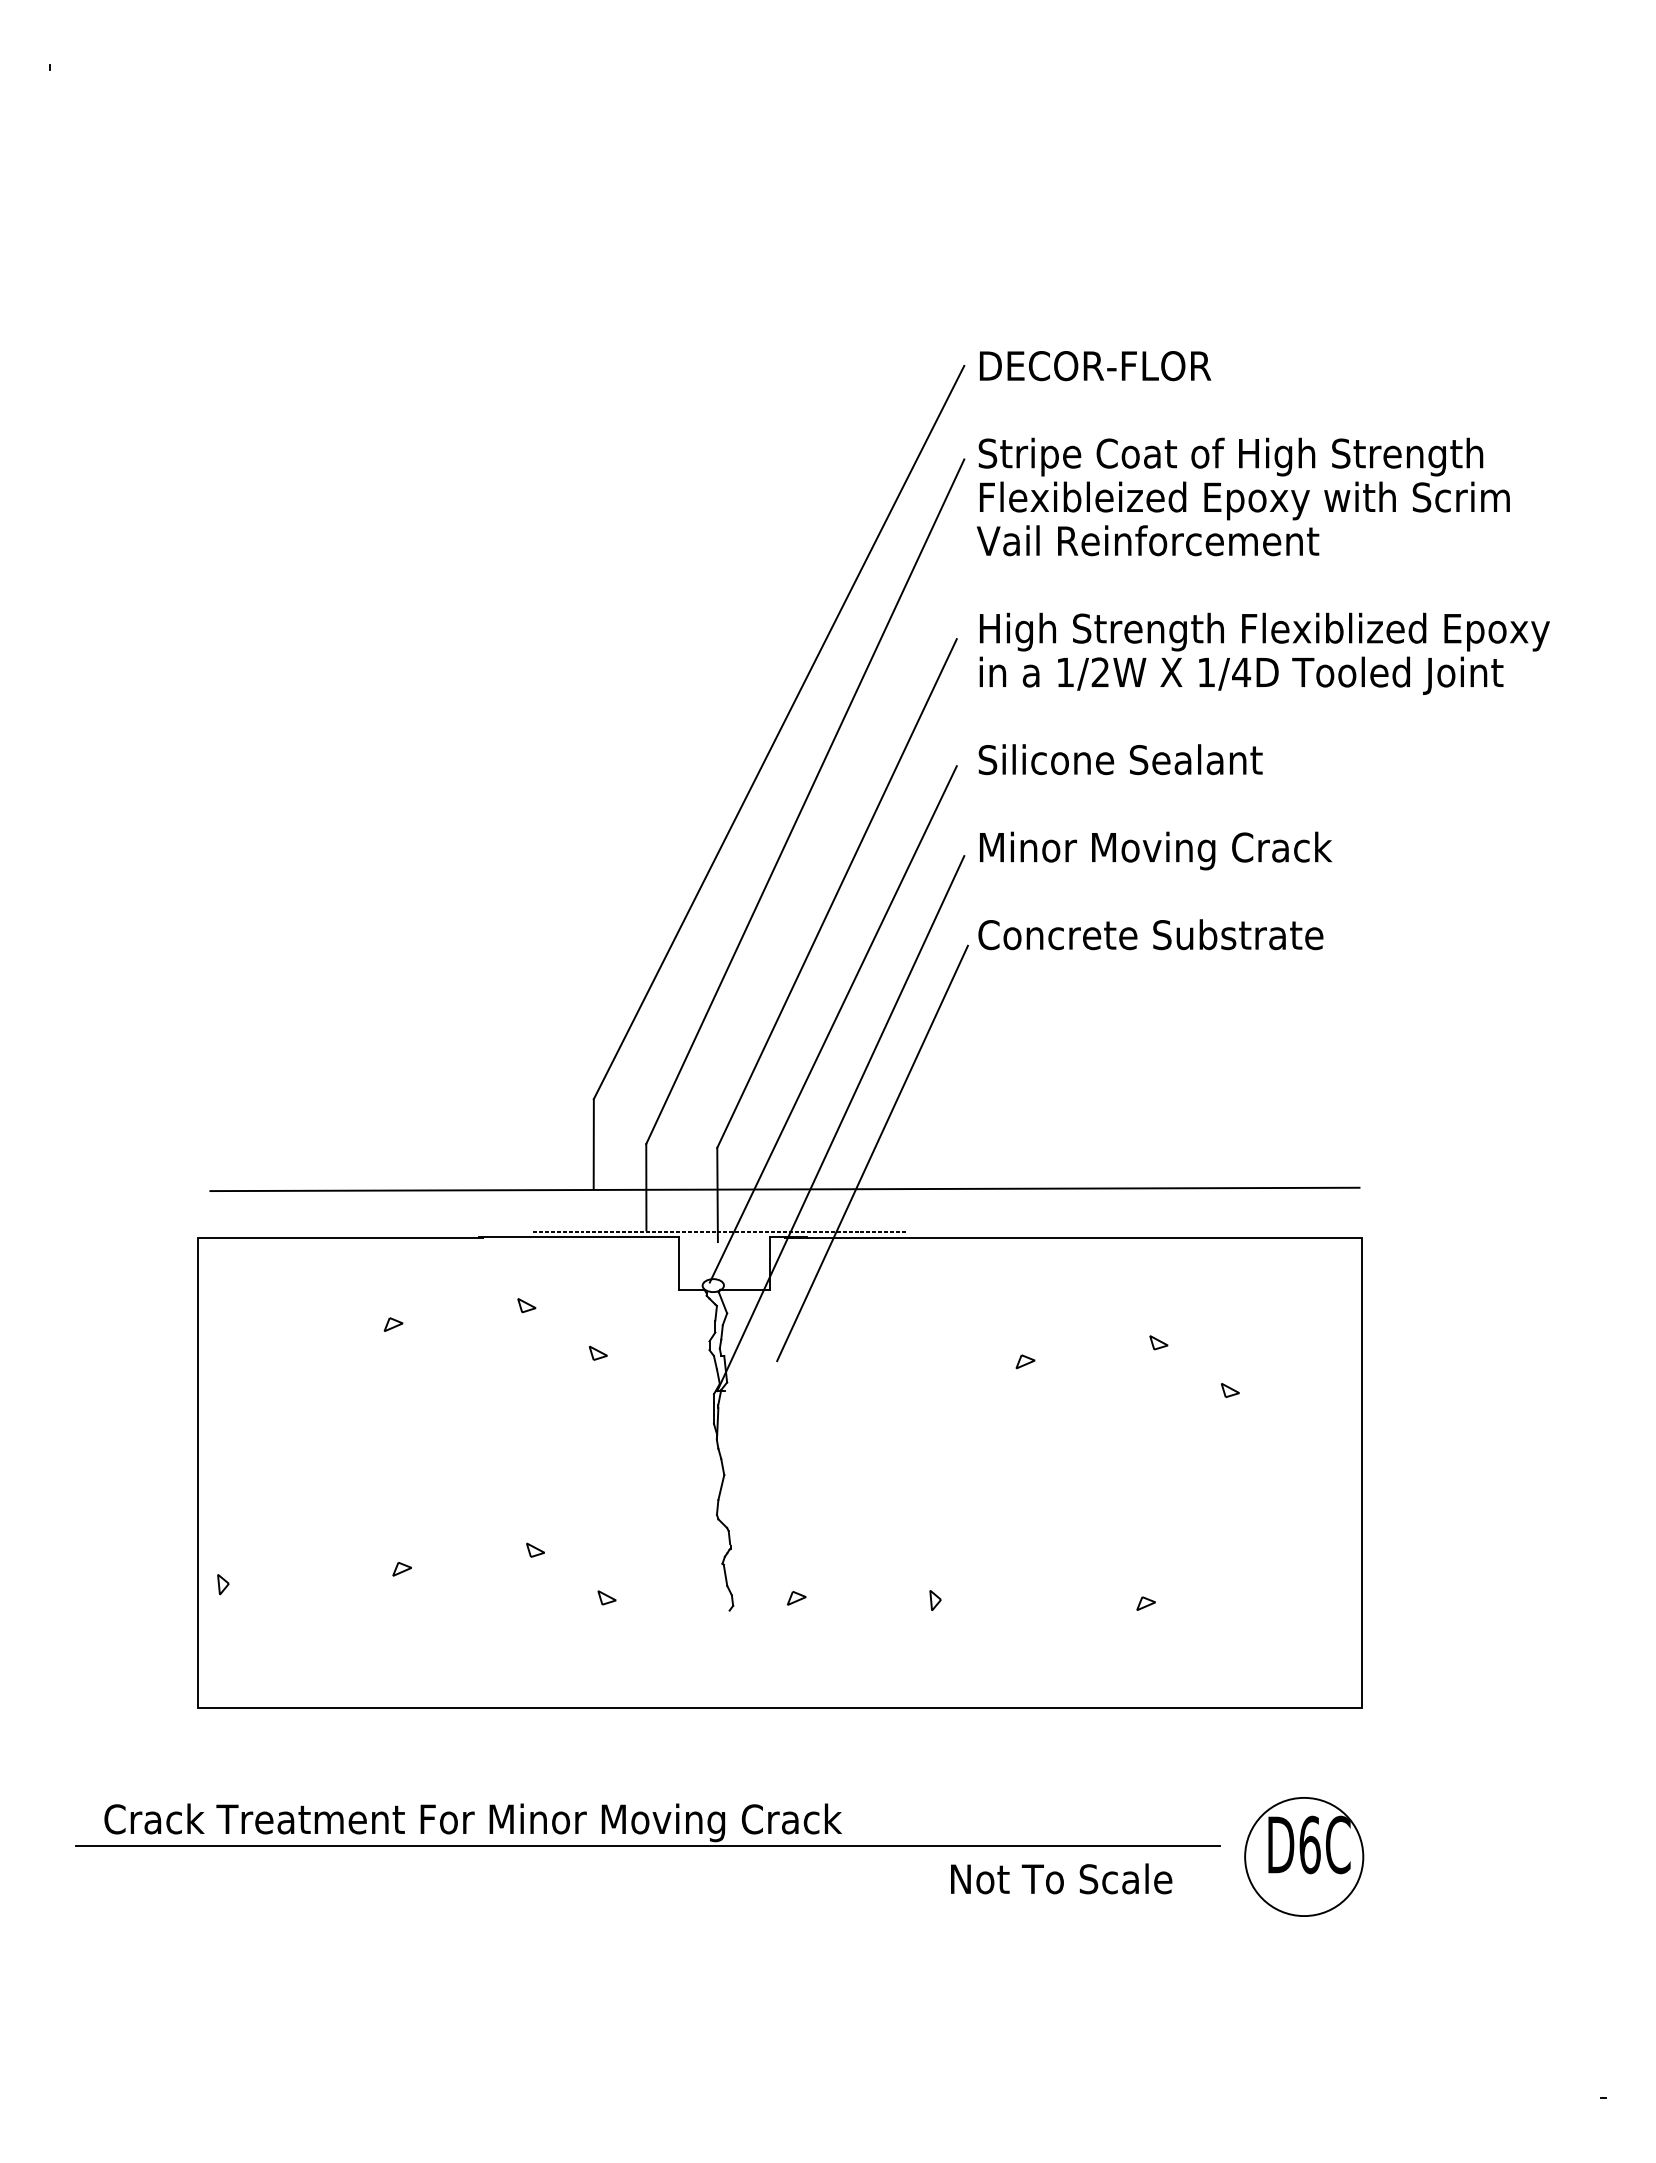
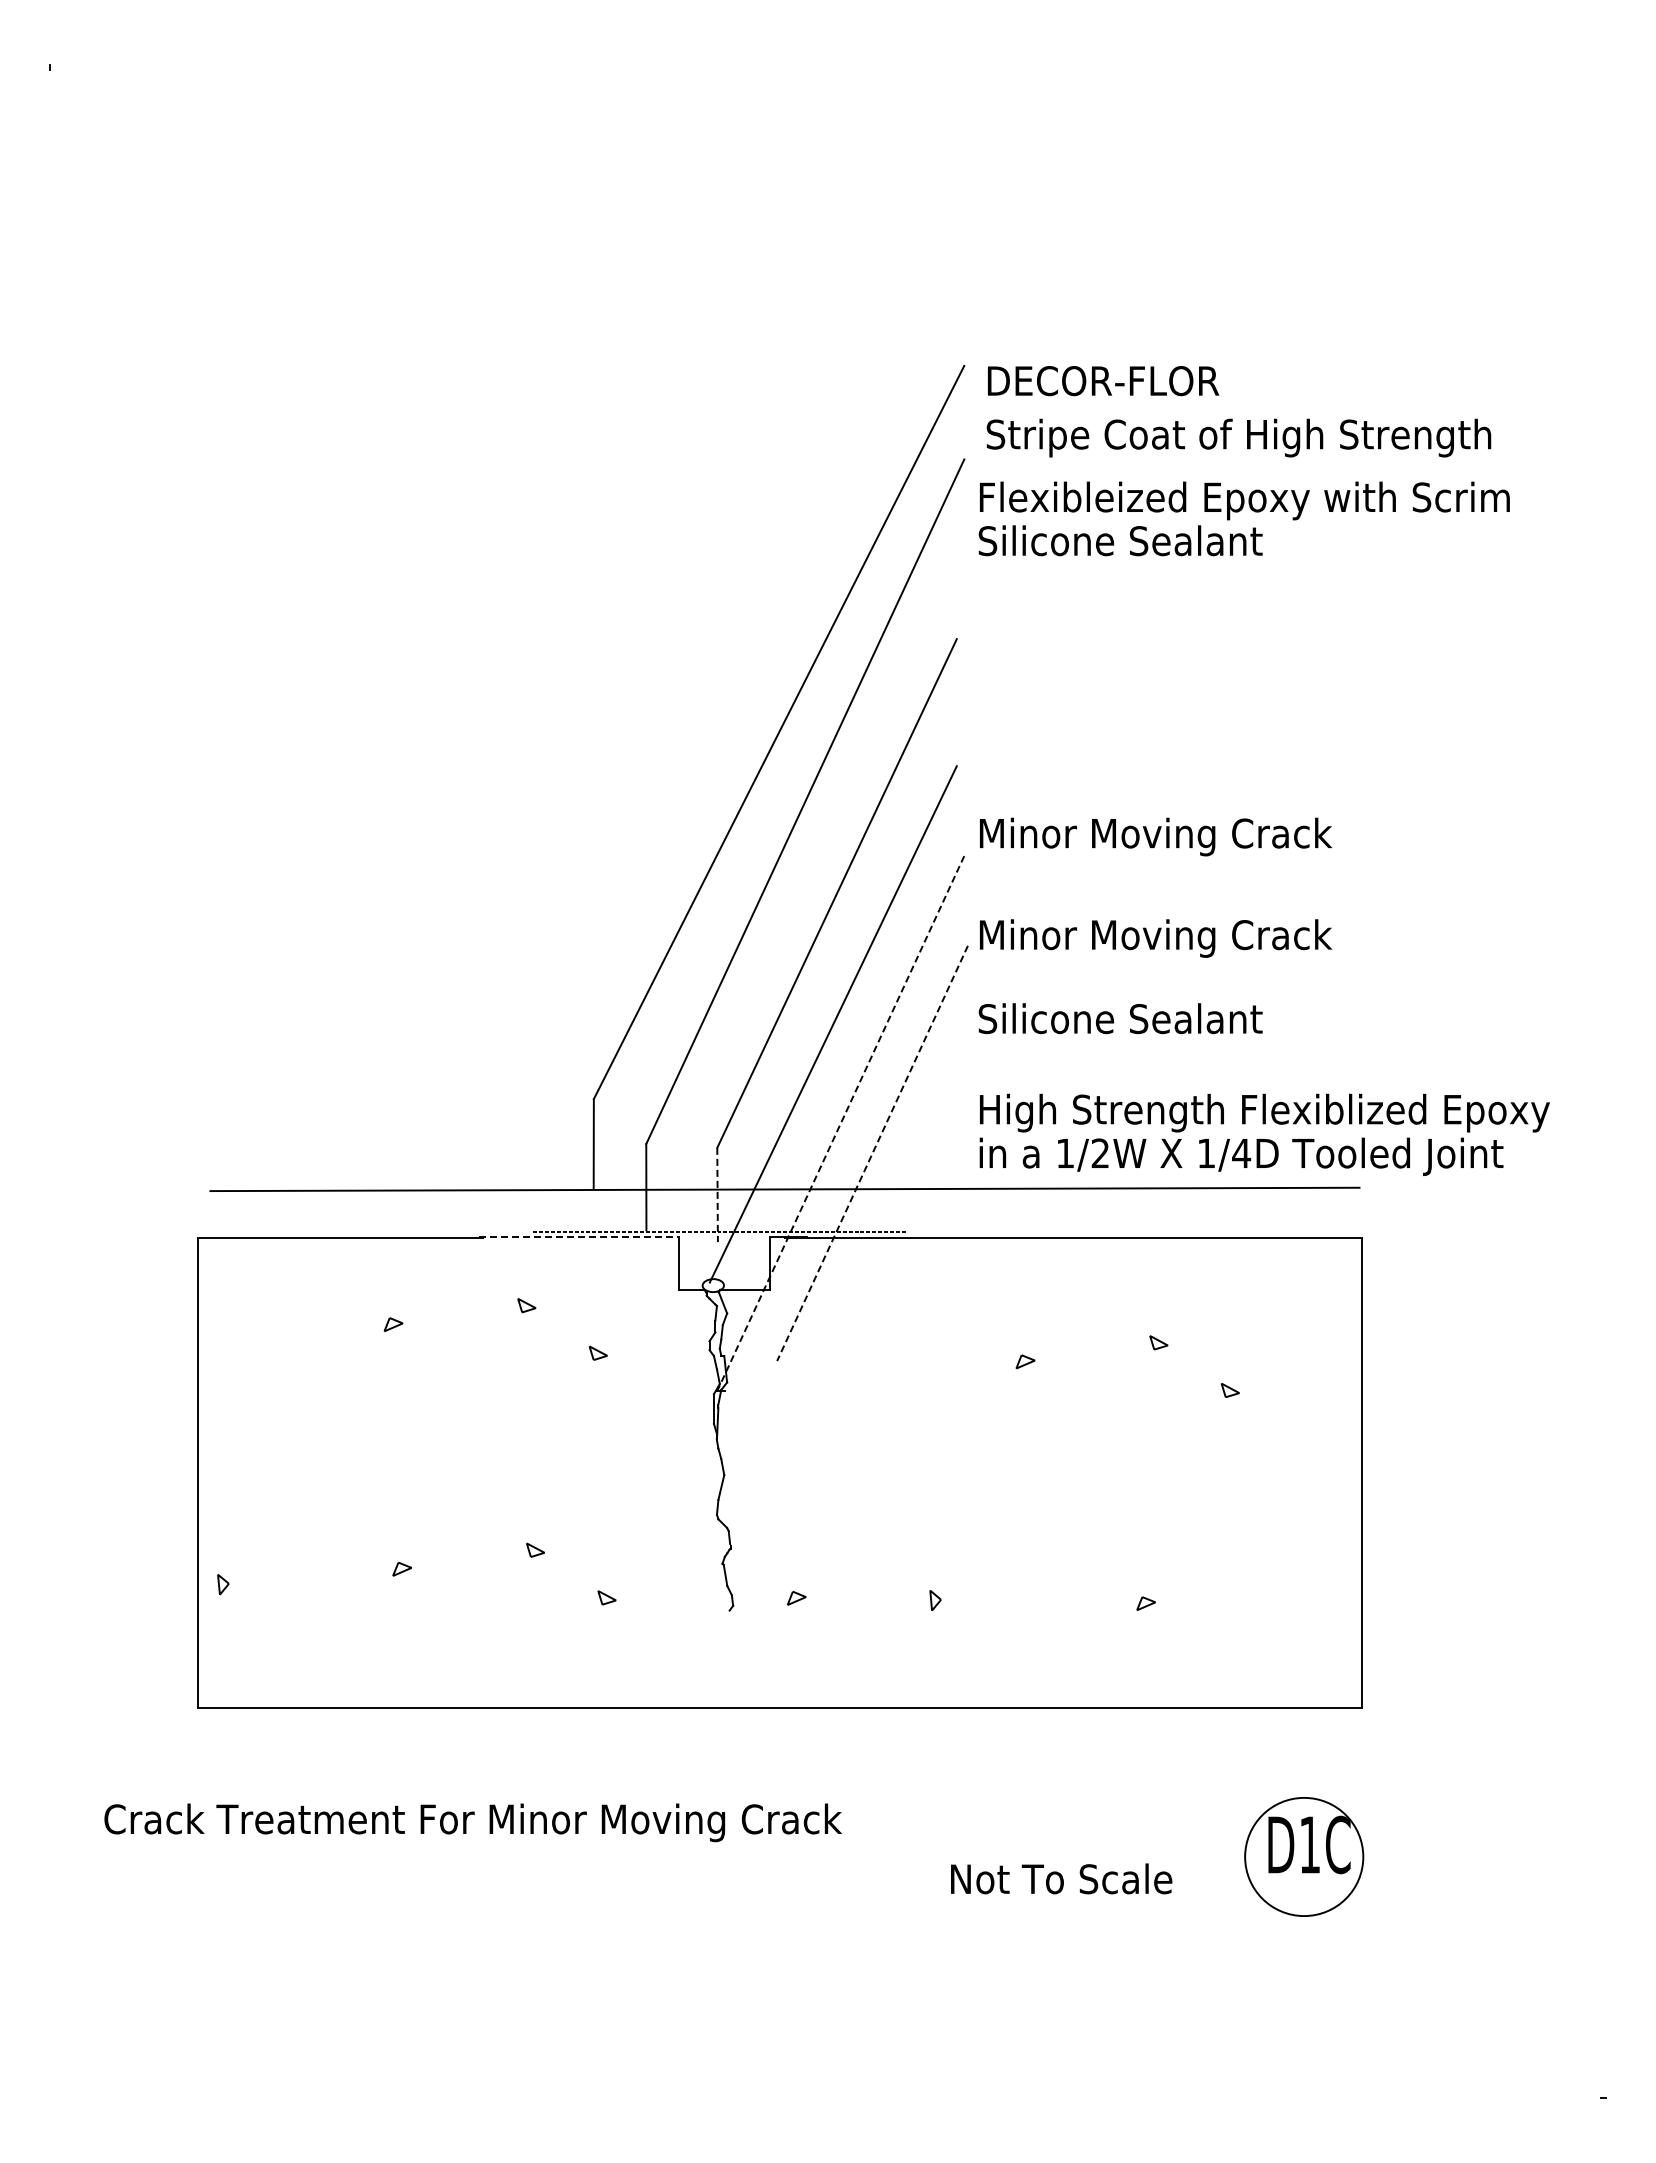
text position: (1095, 366) -> (1103, 381) (1103, 381)
text position: (1230, 456) -> (1238, 437) (1238, 437)
text: Vail Reinforcement -> Silicone Sealant (1147, 540)
text position: (1264, 653) -> (1264, 1134) (1264, 1134)
text position: (1120, 759) -> (1120, 1018) (1120, 1018)
text position: (1155, 850) -> (1155, 836) (1155, 836)
text: Concrete Substrate -> Minor Moving Crack (1155, 938)
line: solid -> dashed (840, 1123)
line: solid -> dashed (872, 1153)
line: solid -> dashed (717, 1195)
line: solid -> dashed (579, 1236)
text: D6C -> D1C (1309, 1844)
line: present -> none (647, 1845)
